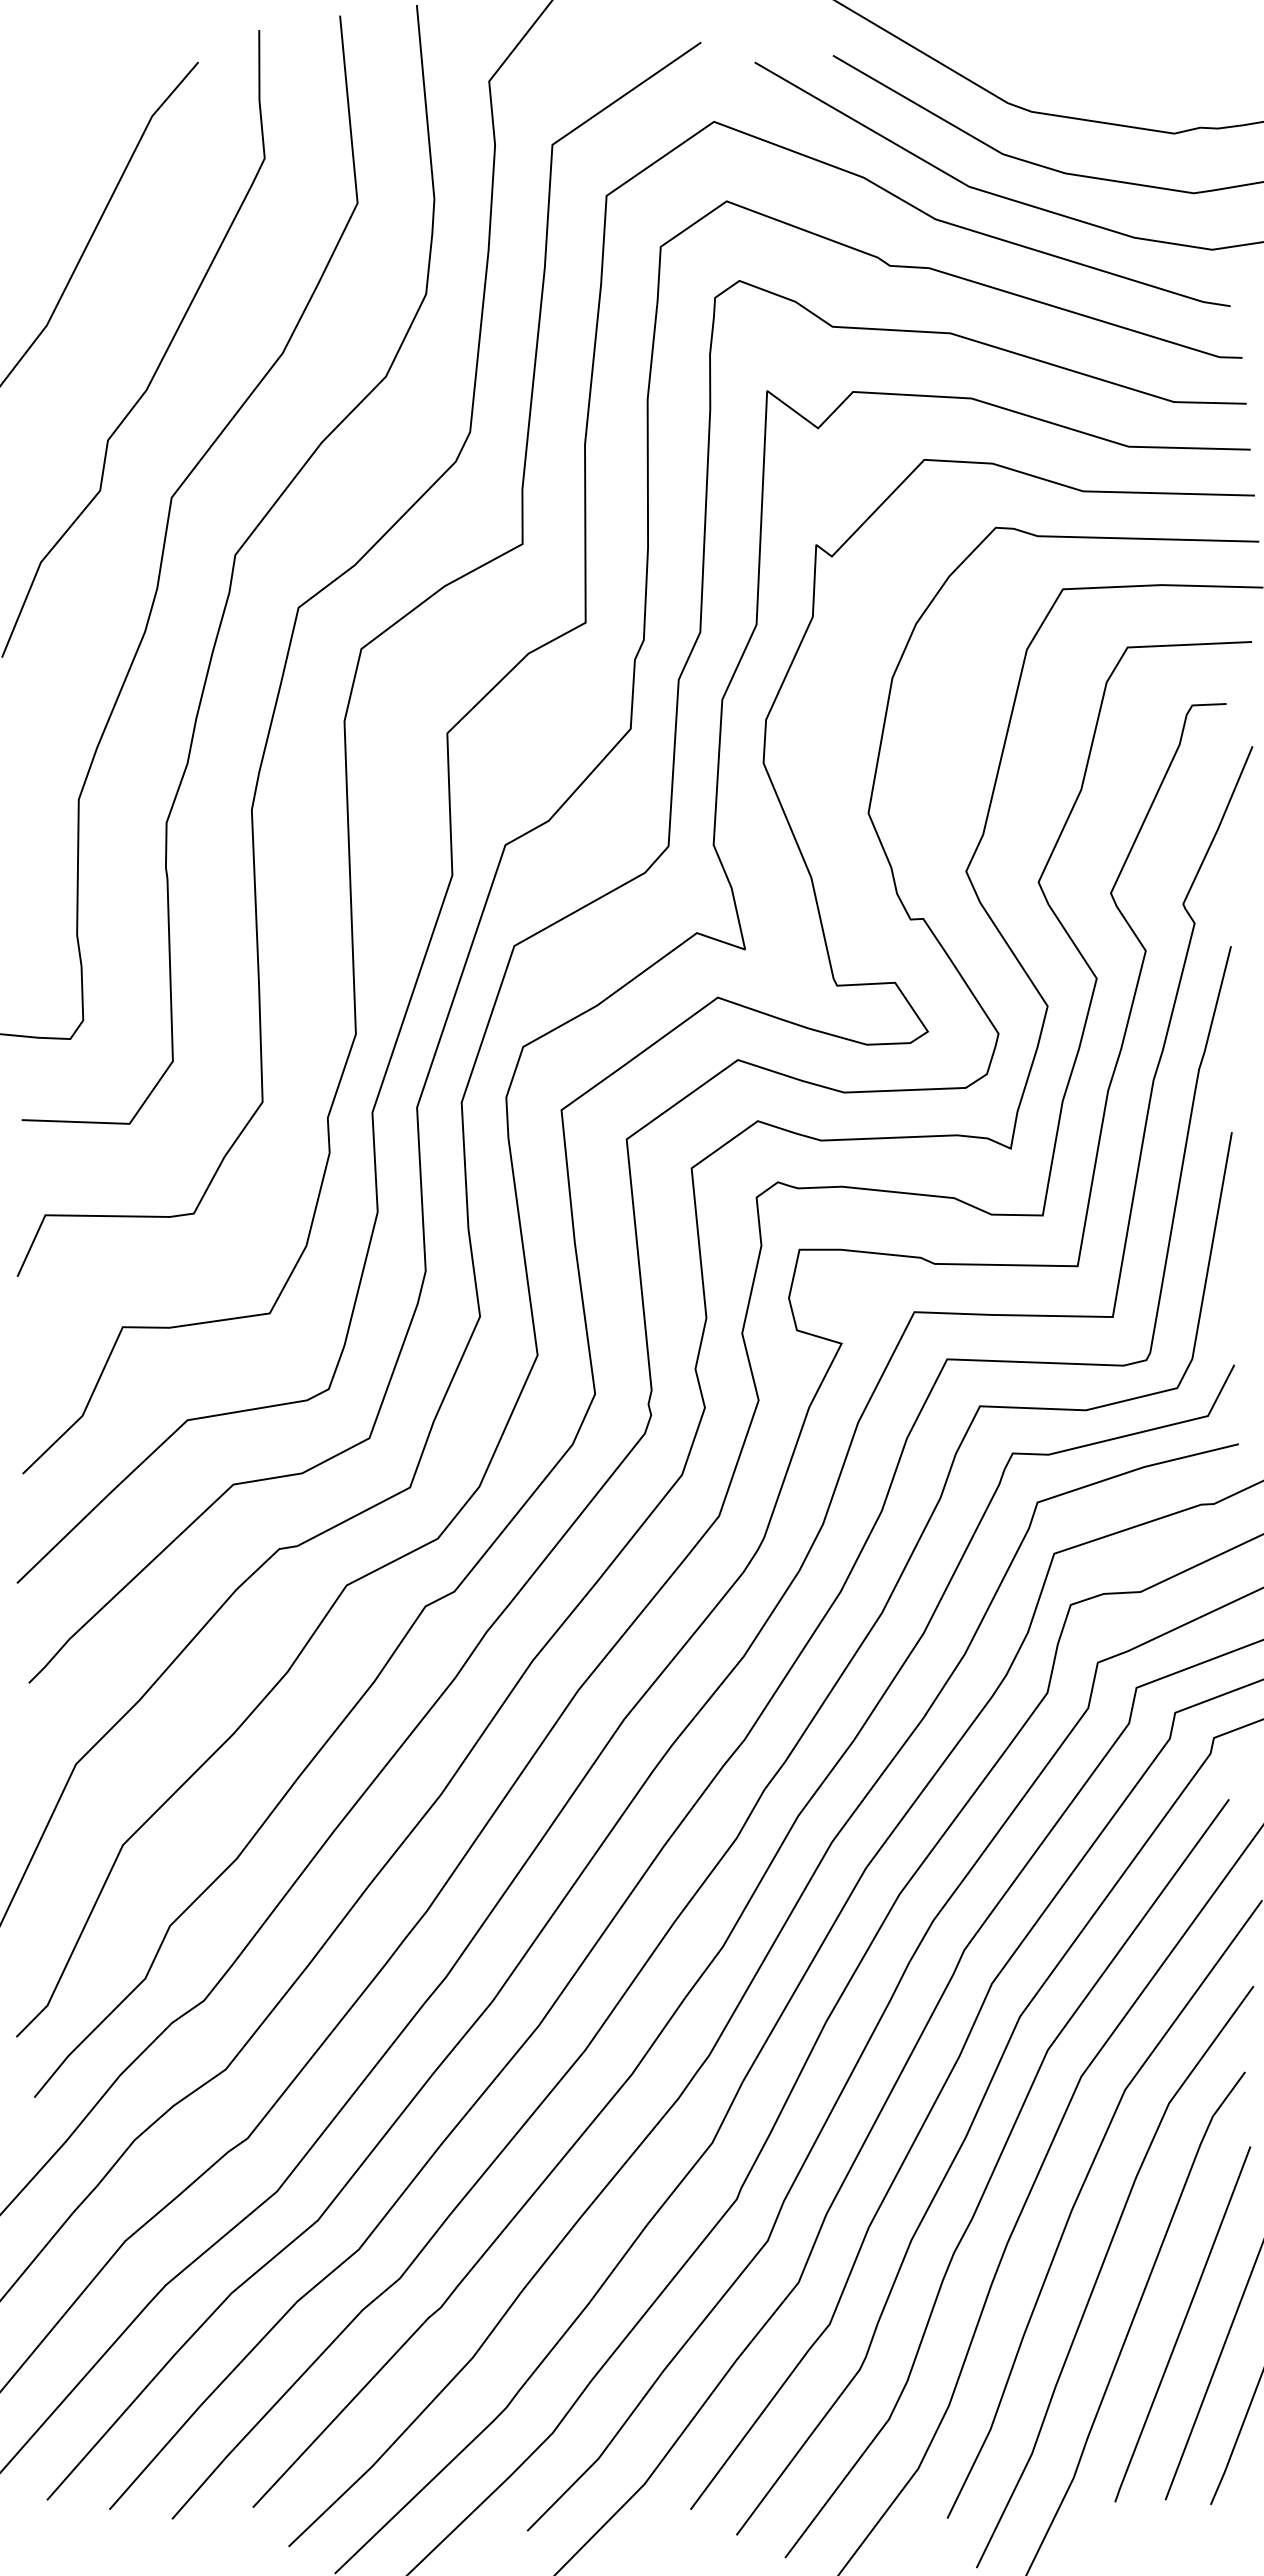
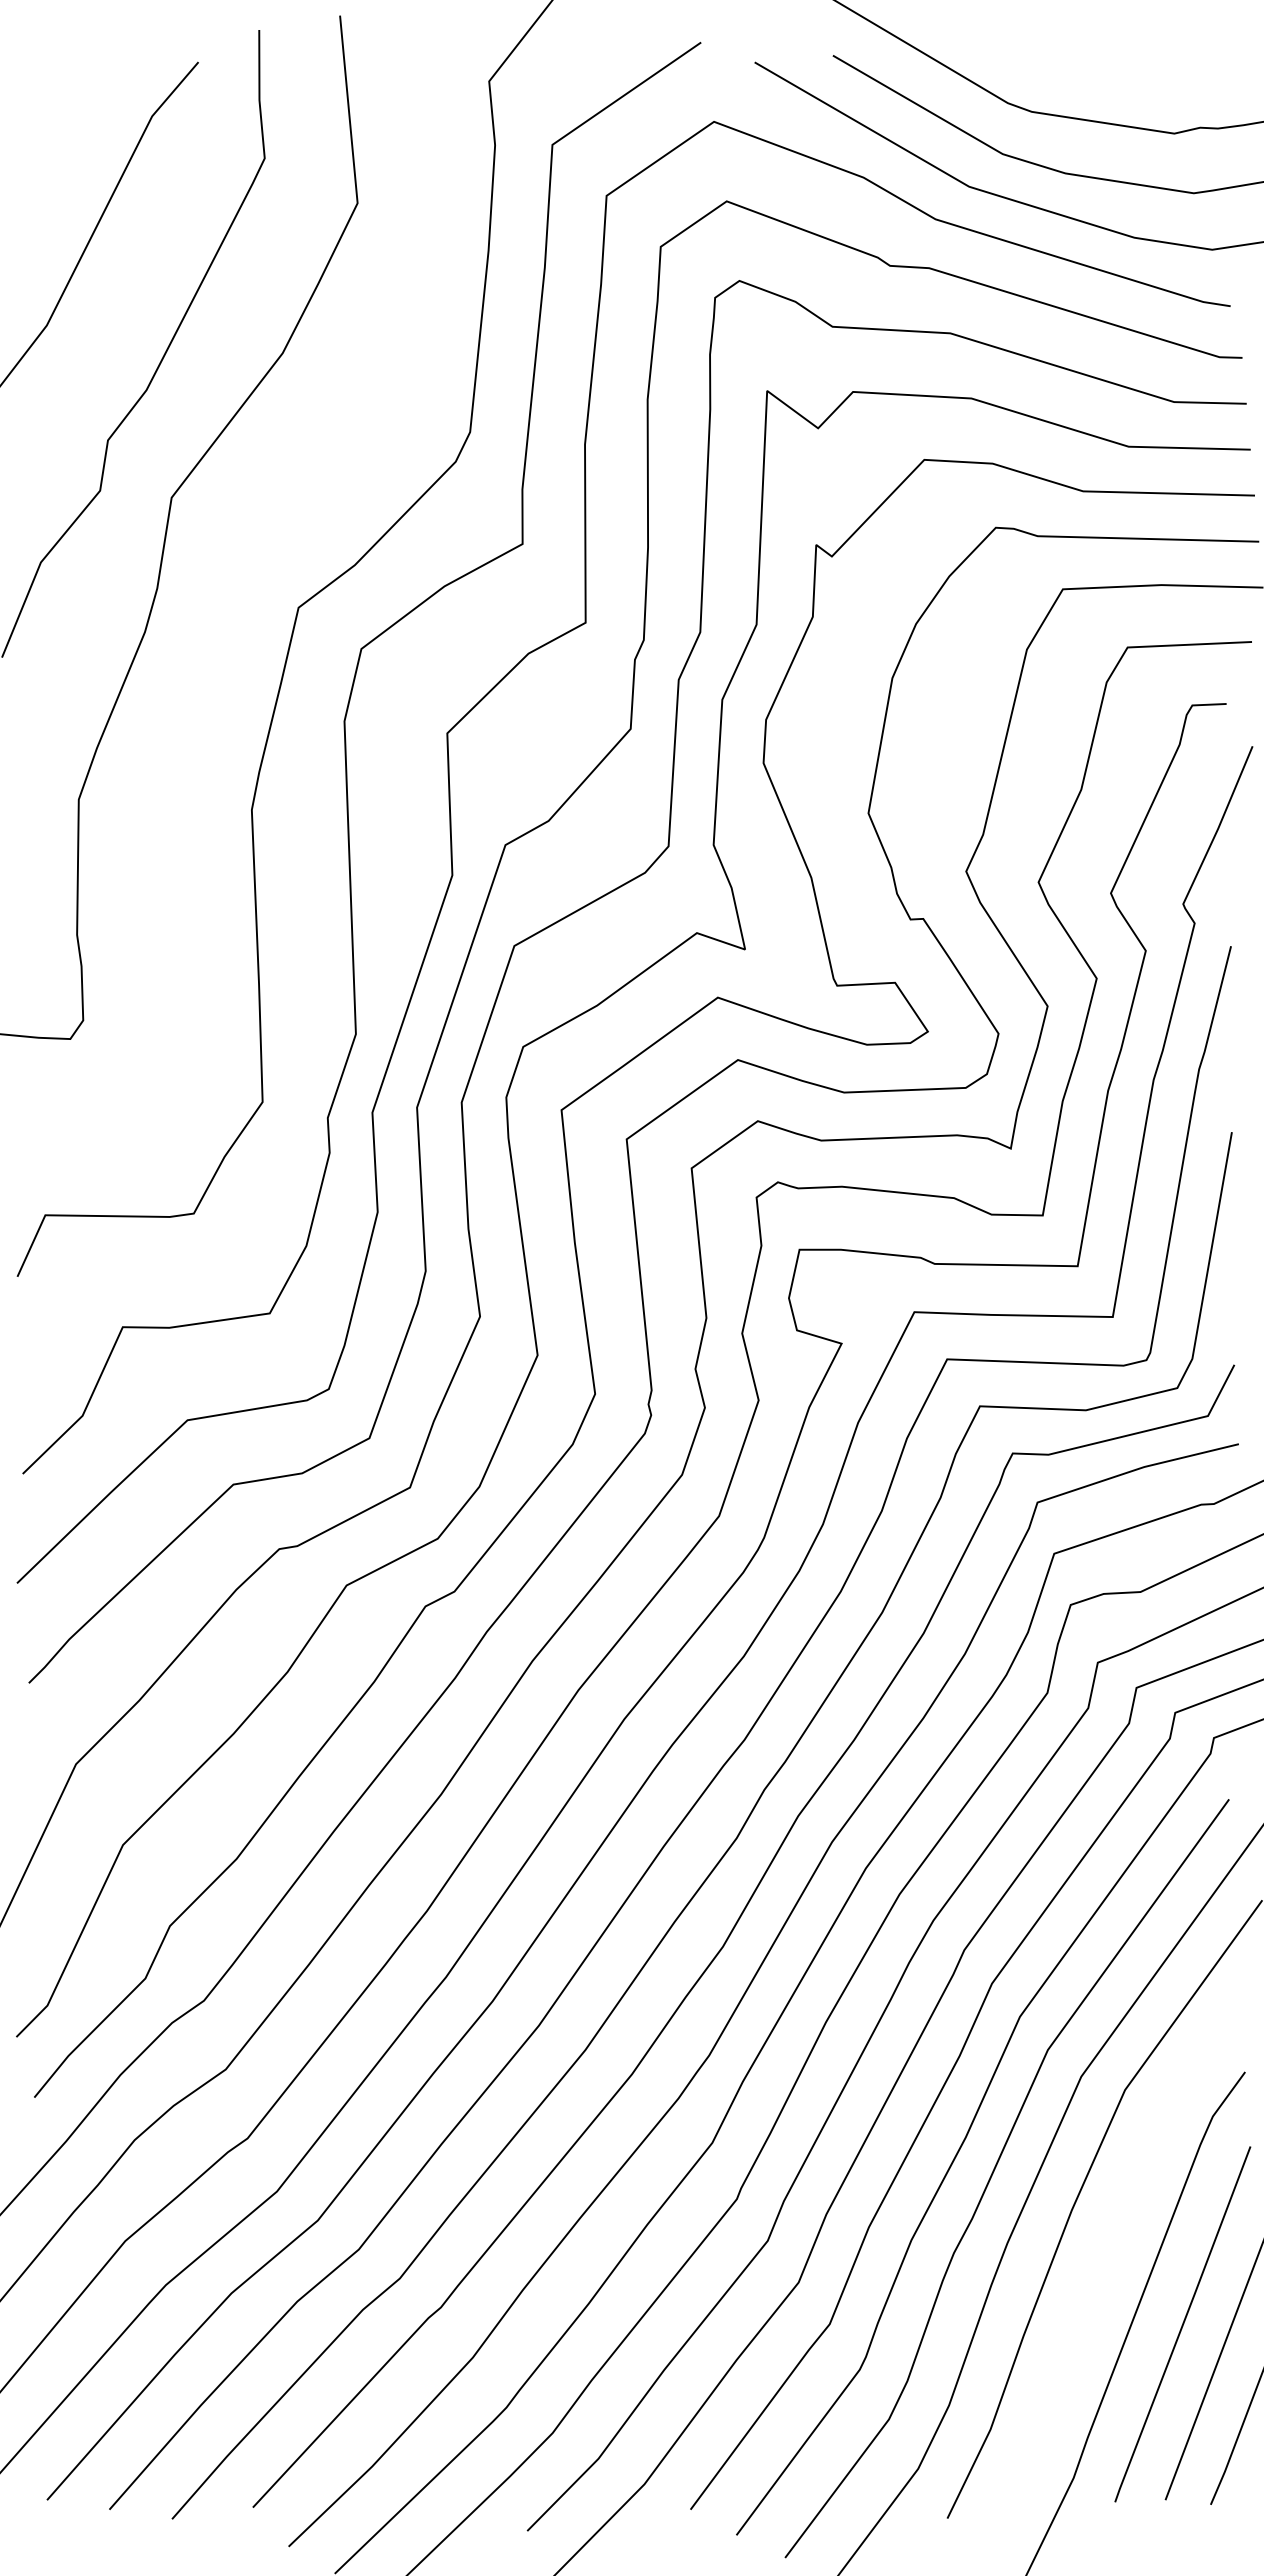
curve: present -> none (232, 565)
curve: present -> none (1100, 2273)
